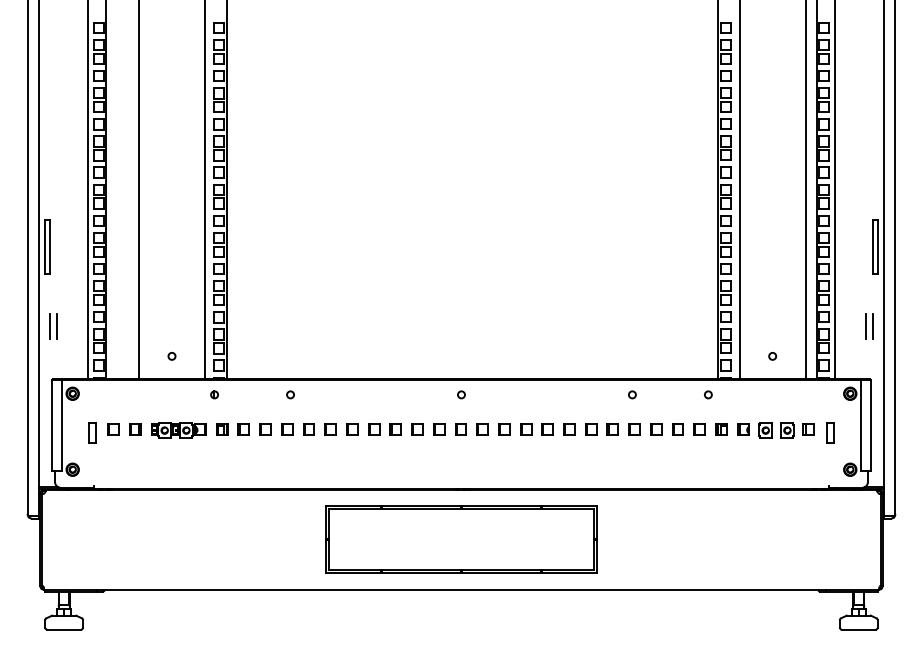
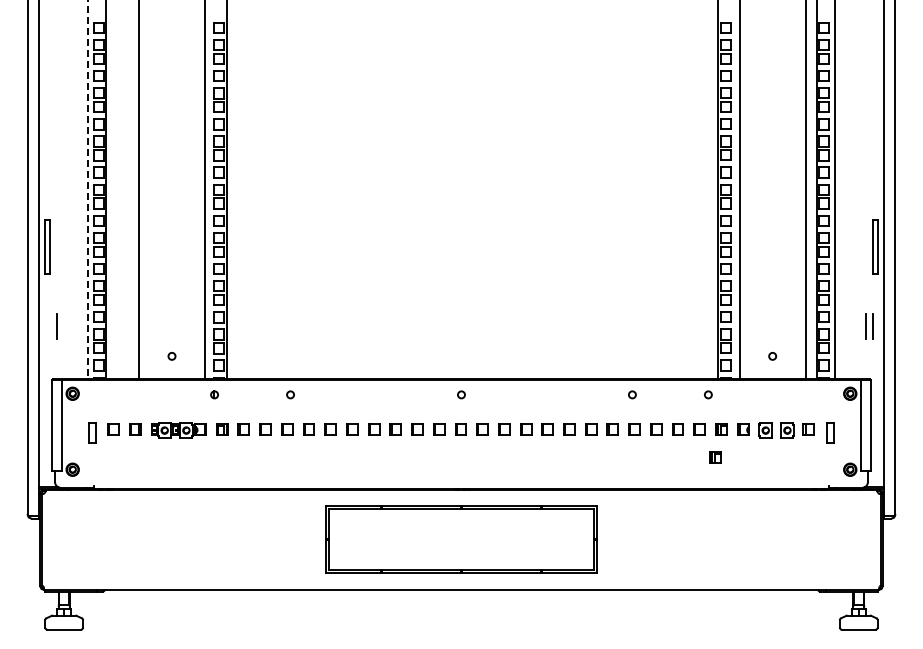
line: solid -> dashed (88, 189)
line: present -> none (50, 326)
part: none -> present (715, 457)
